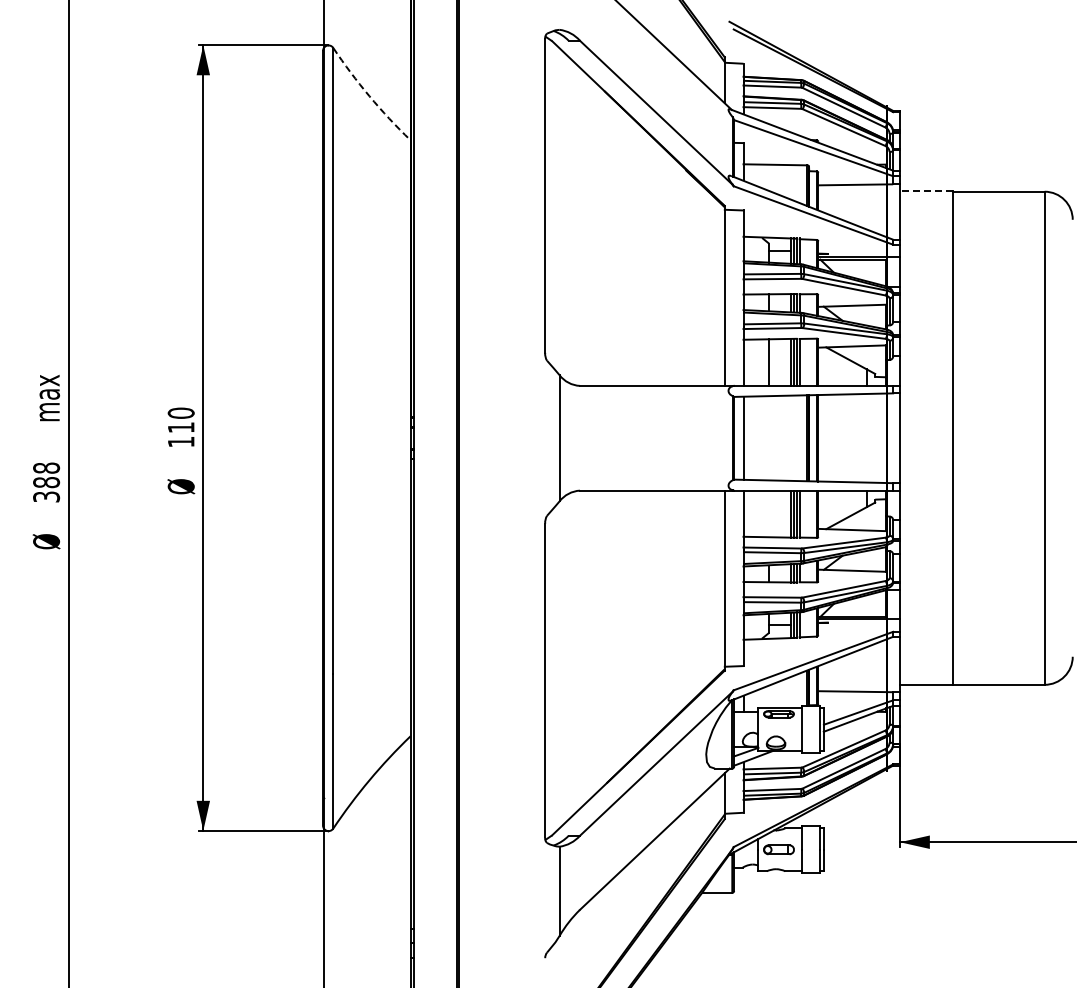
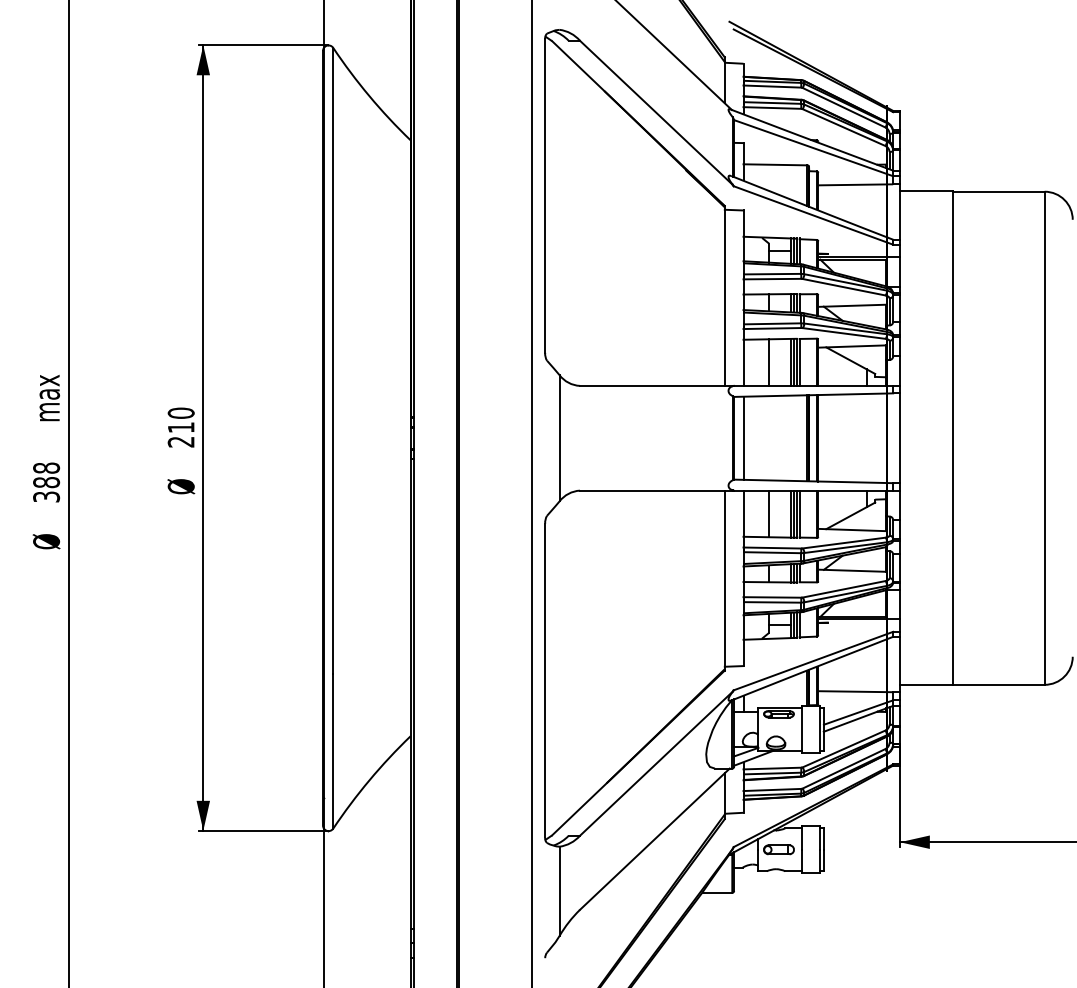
arc: dashed -> solid (369, 96)
line: dashed -> solid (926, 191)
text: 110 -> 210 (180, 442)
line: none -> present (532, 493)
line: none -> present (769, 513)
